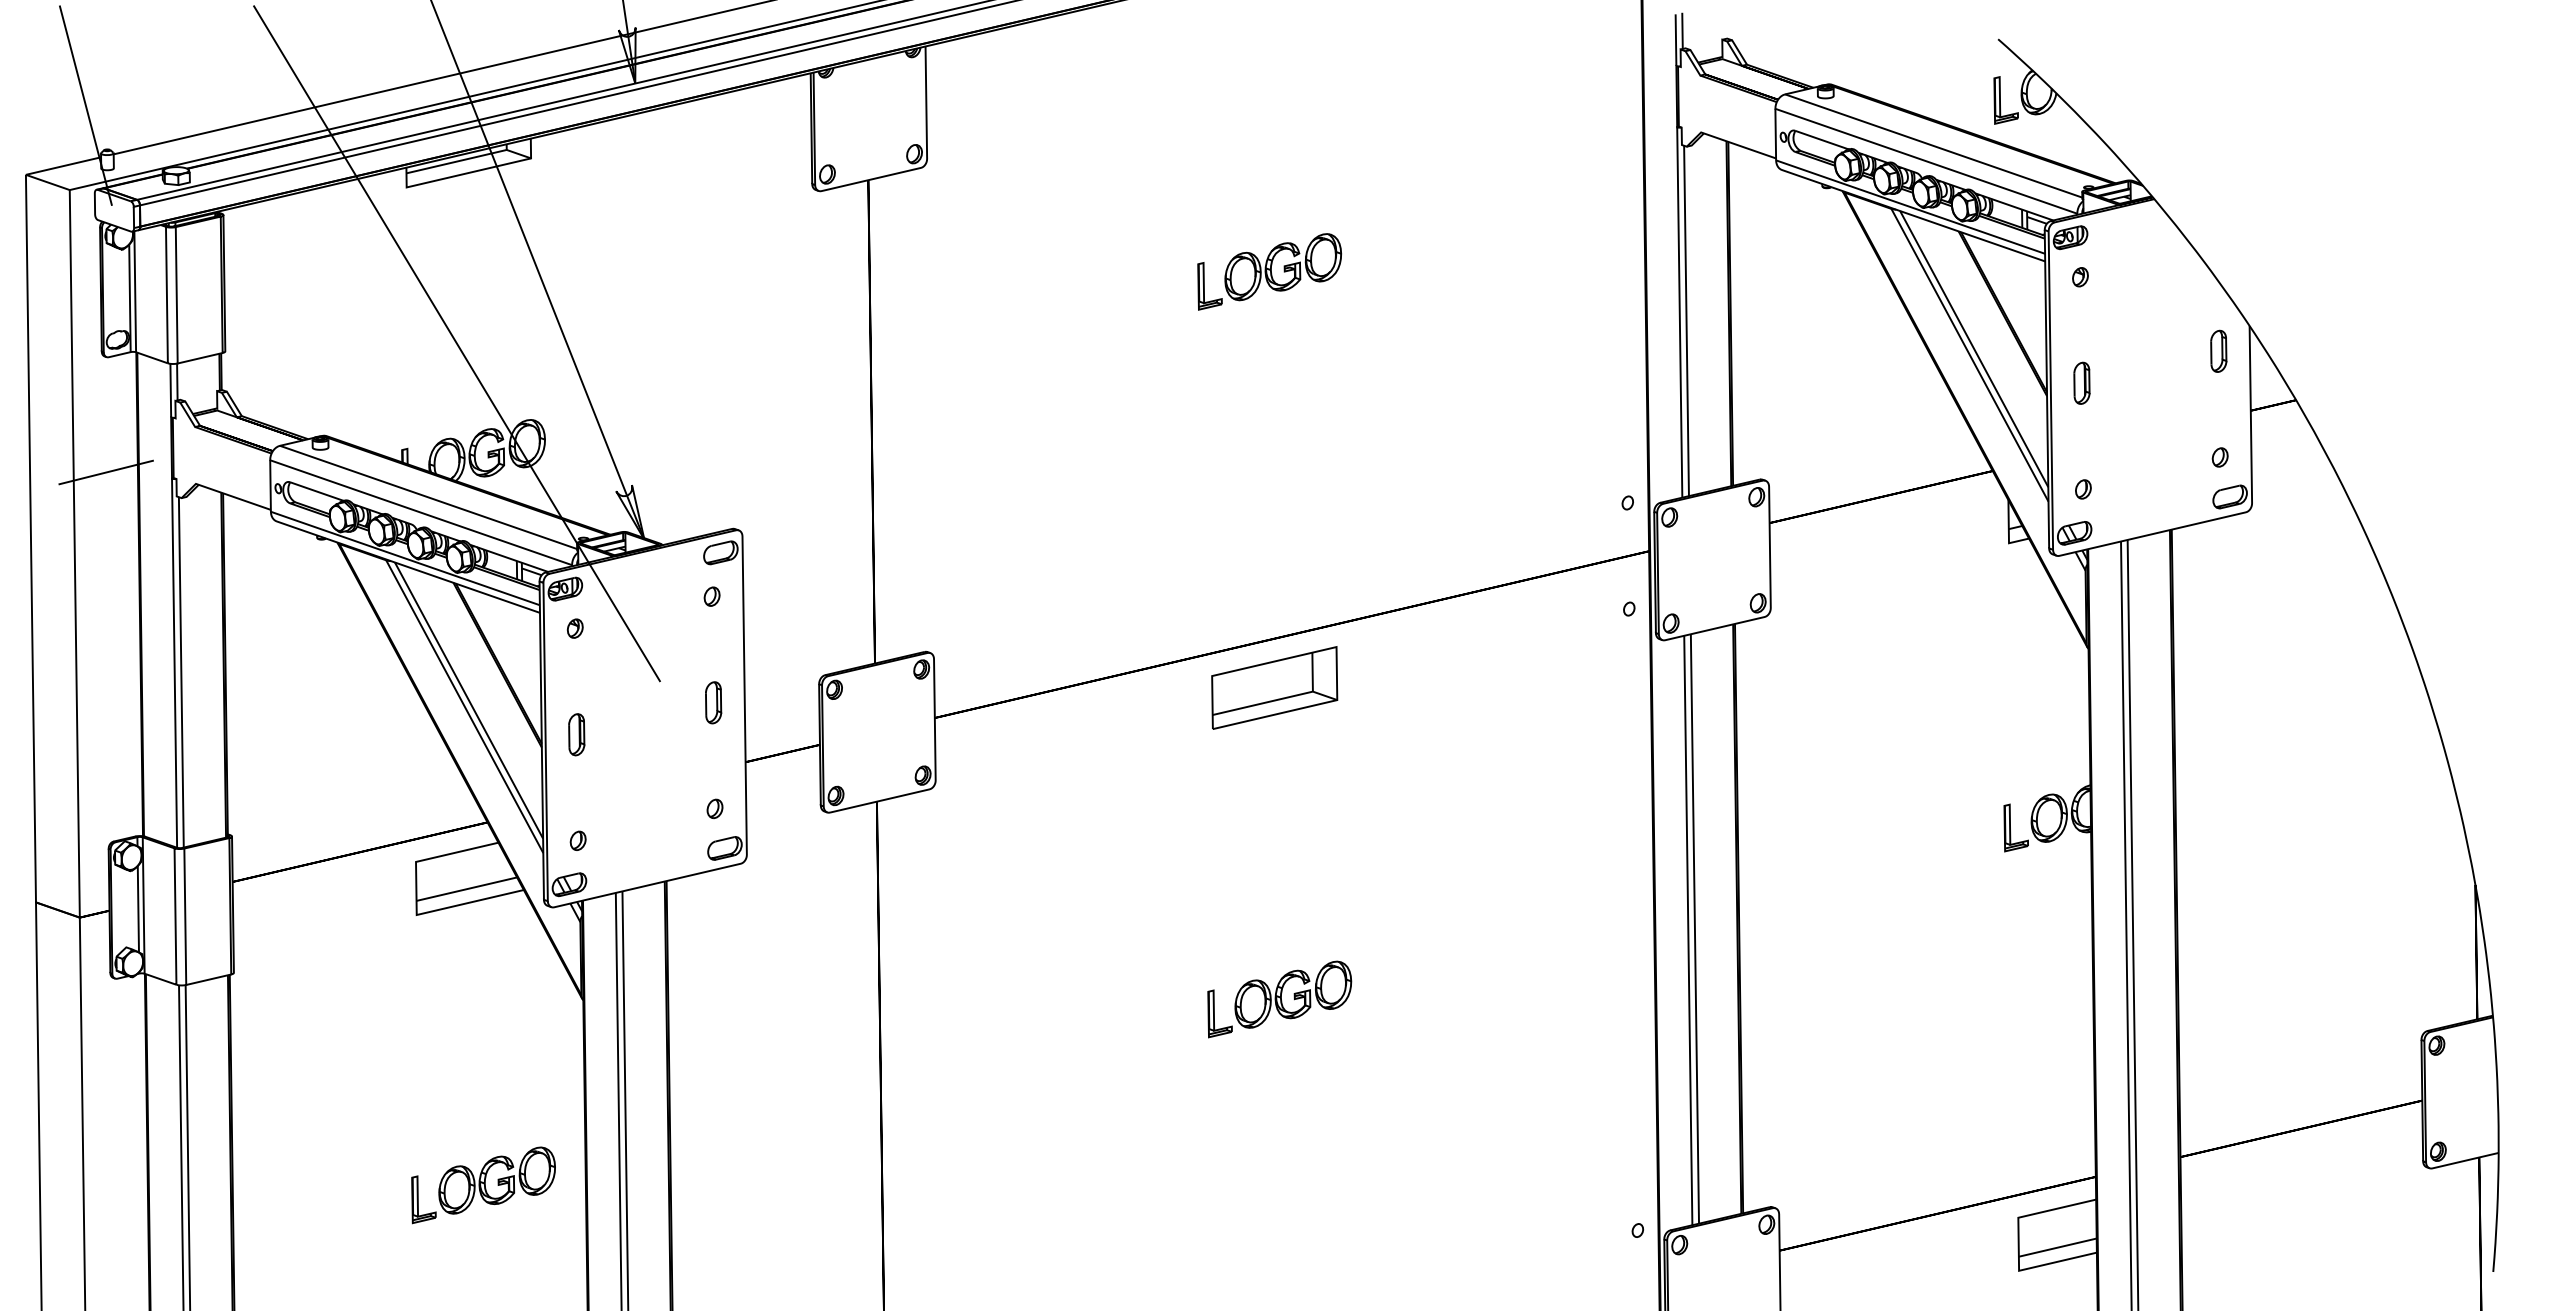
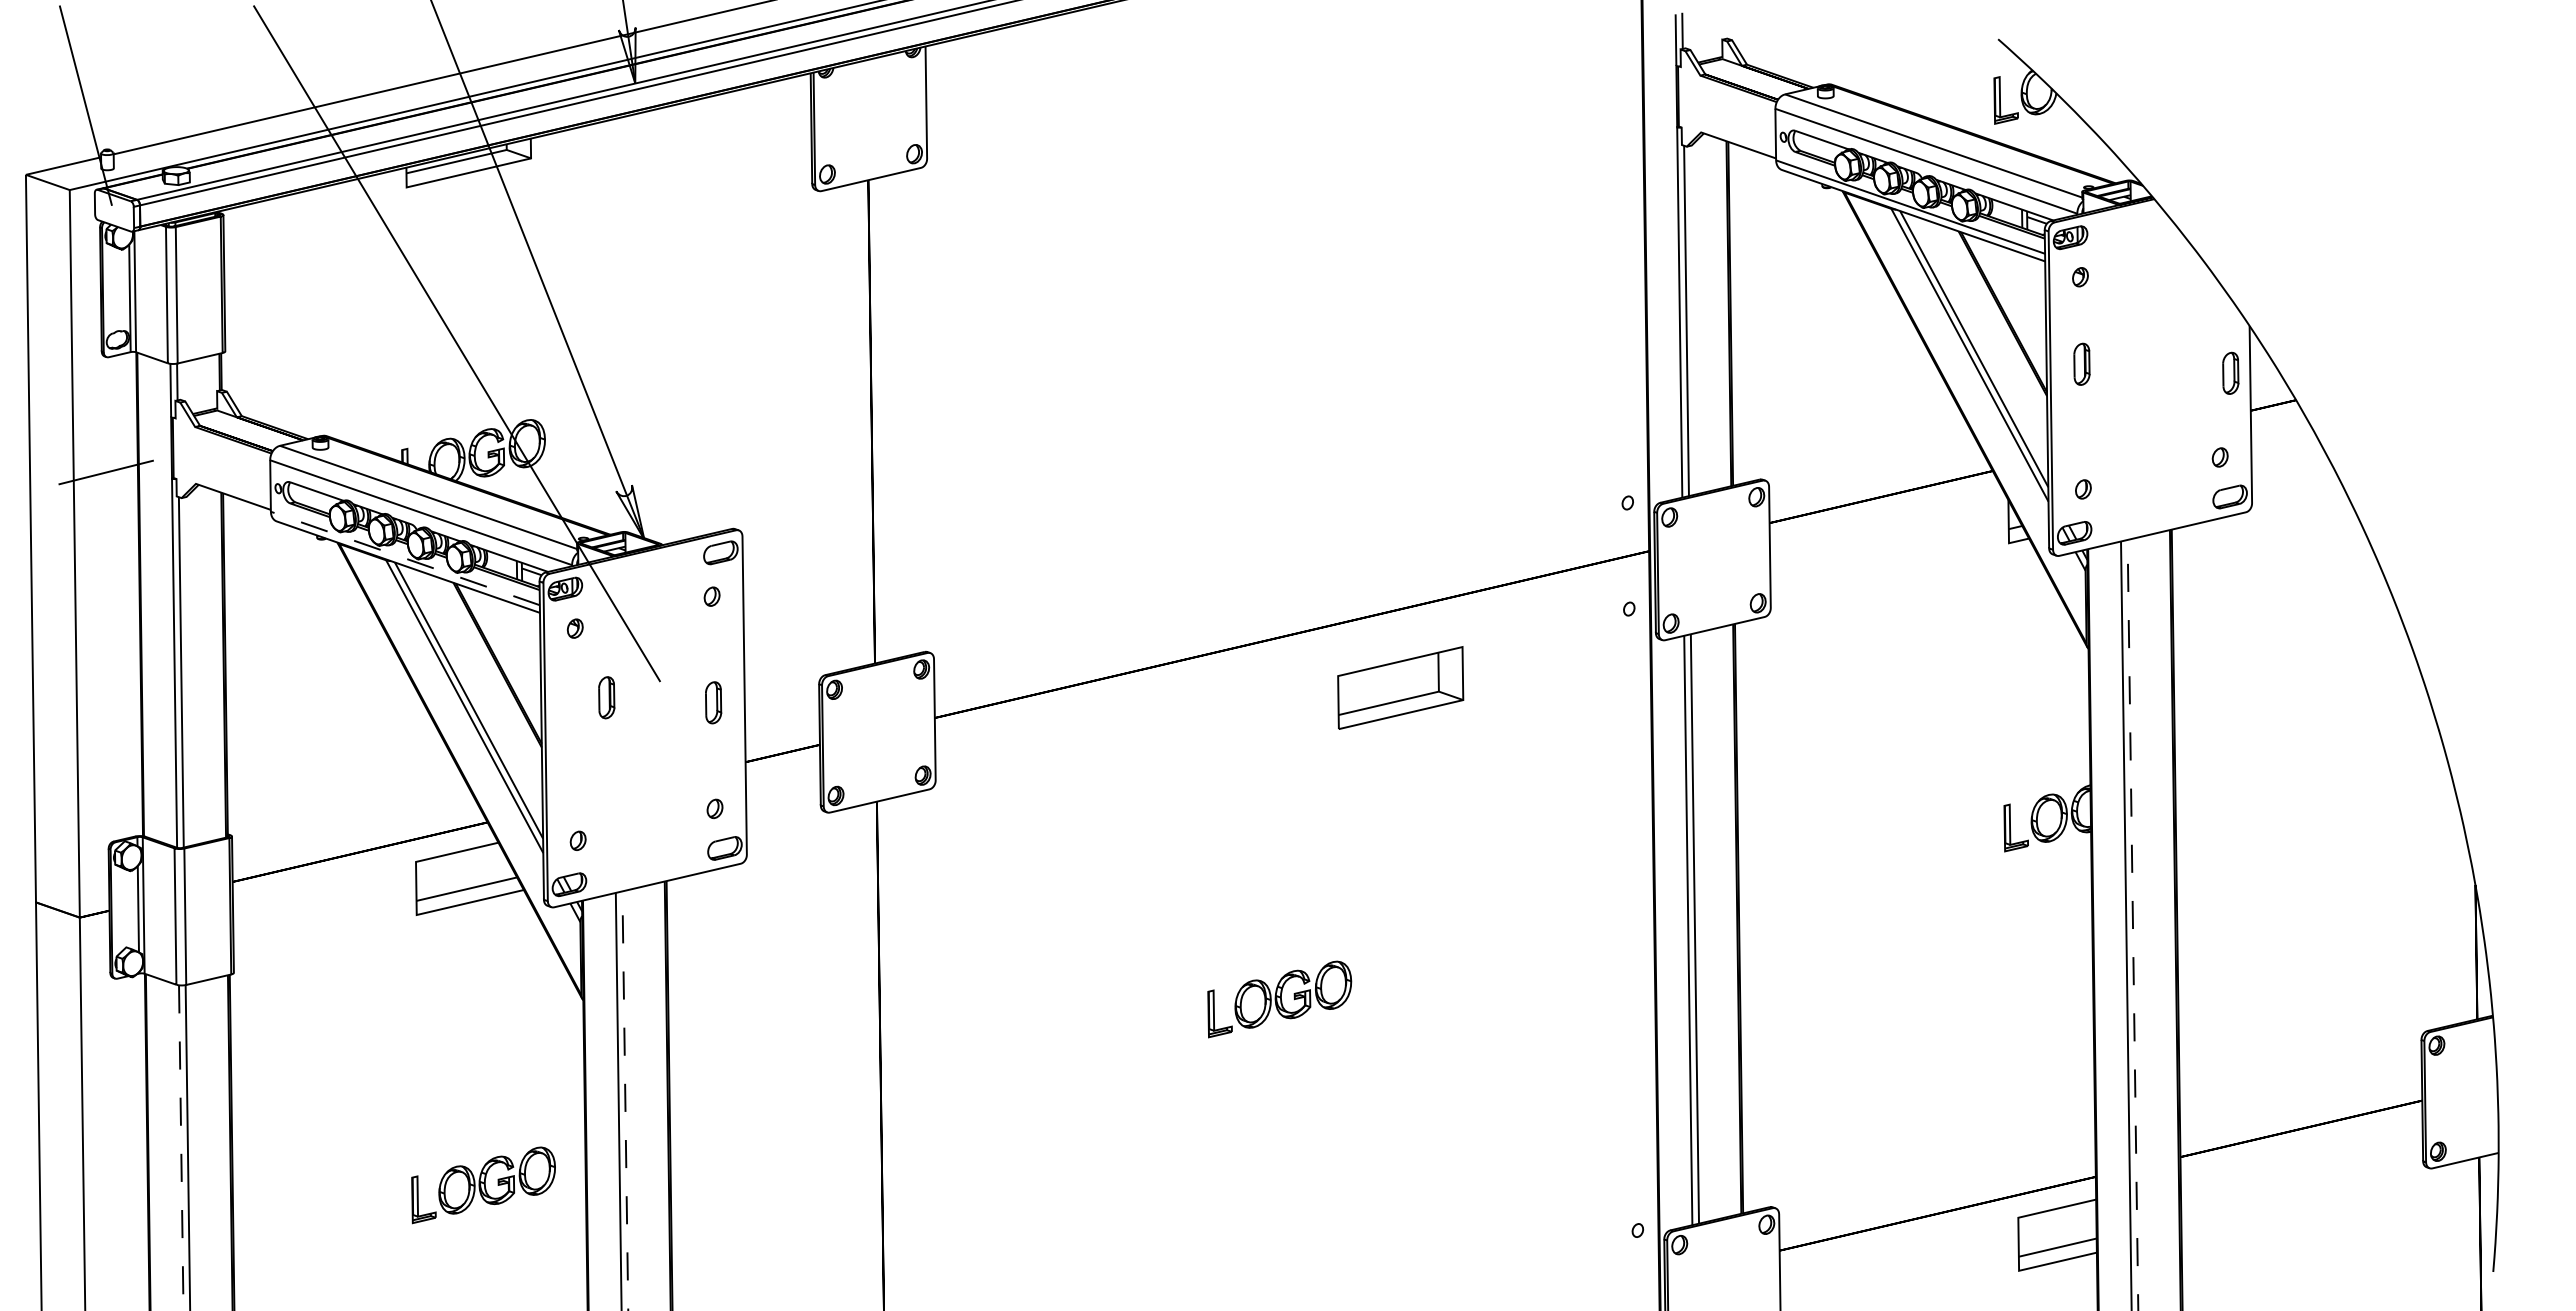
part: present -> none (1269, 271)
part position: (2218, 350) -> (2230, 372) (2230, 372)
part position: (2081, 382) -> (2081, 363) (2081, 363)
line: solid -> dashed (404, 558)
part position: (1274, 687) -> (1400, 687) (1400, 687)
part position: (576, 734) -> (606, 697) (606, 697)
line: solid -> dashed (2132, 924)
line: solid -> dashed (625, 1100)
line: solid -> dashed (181, 1148)
